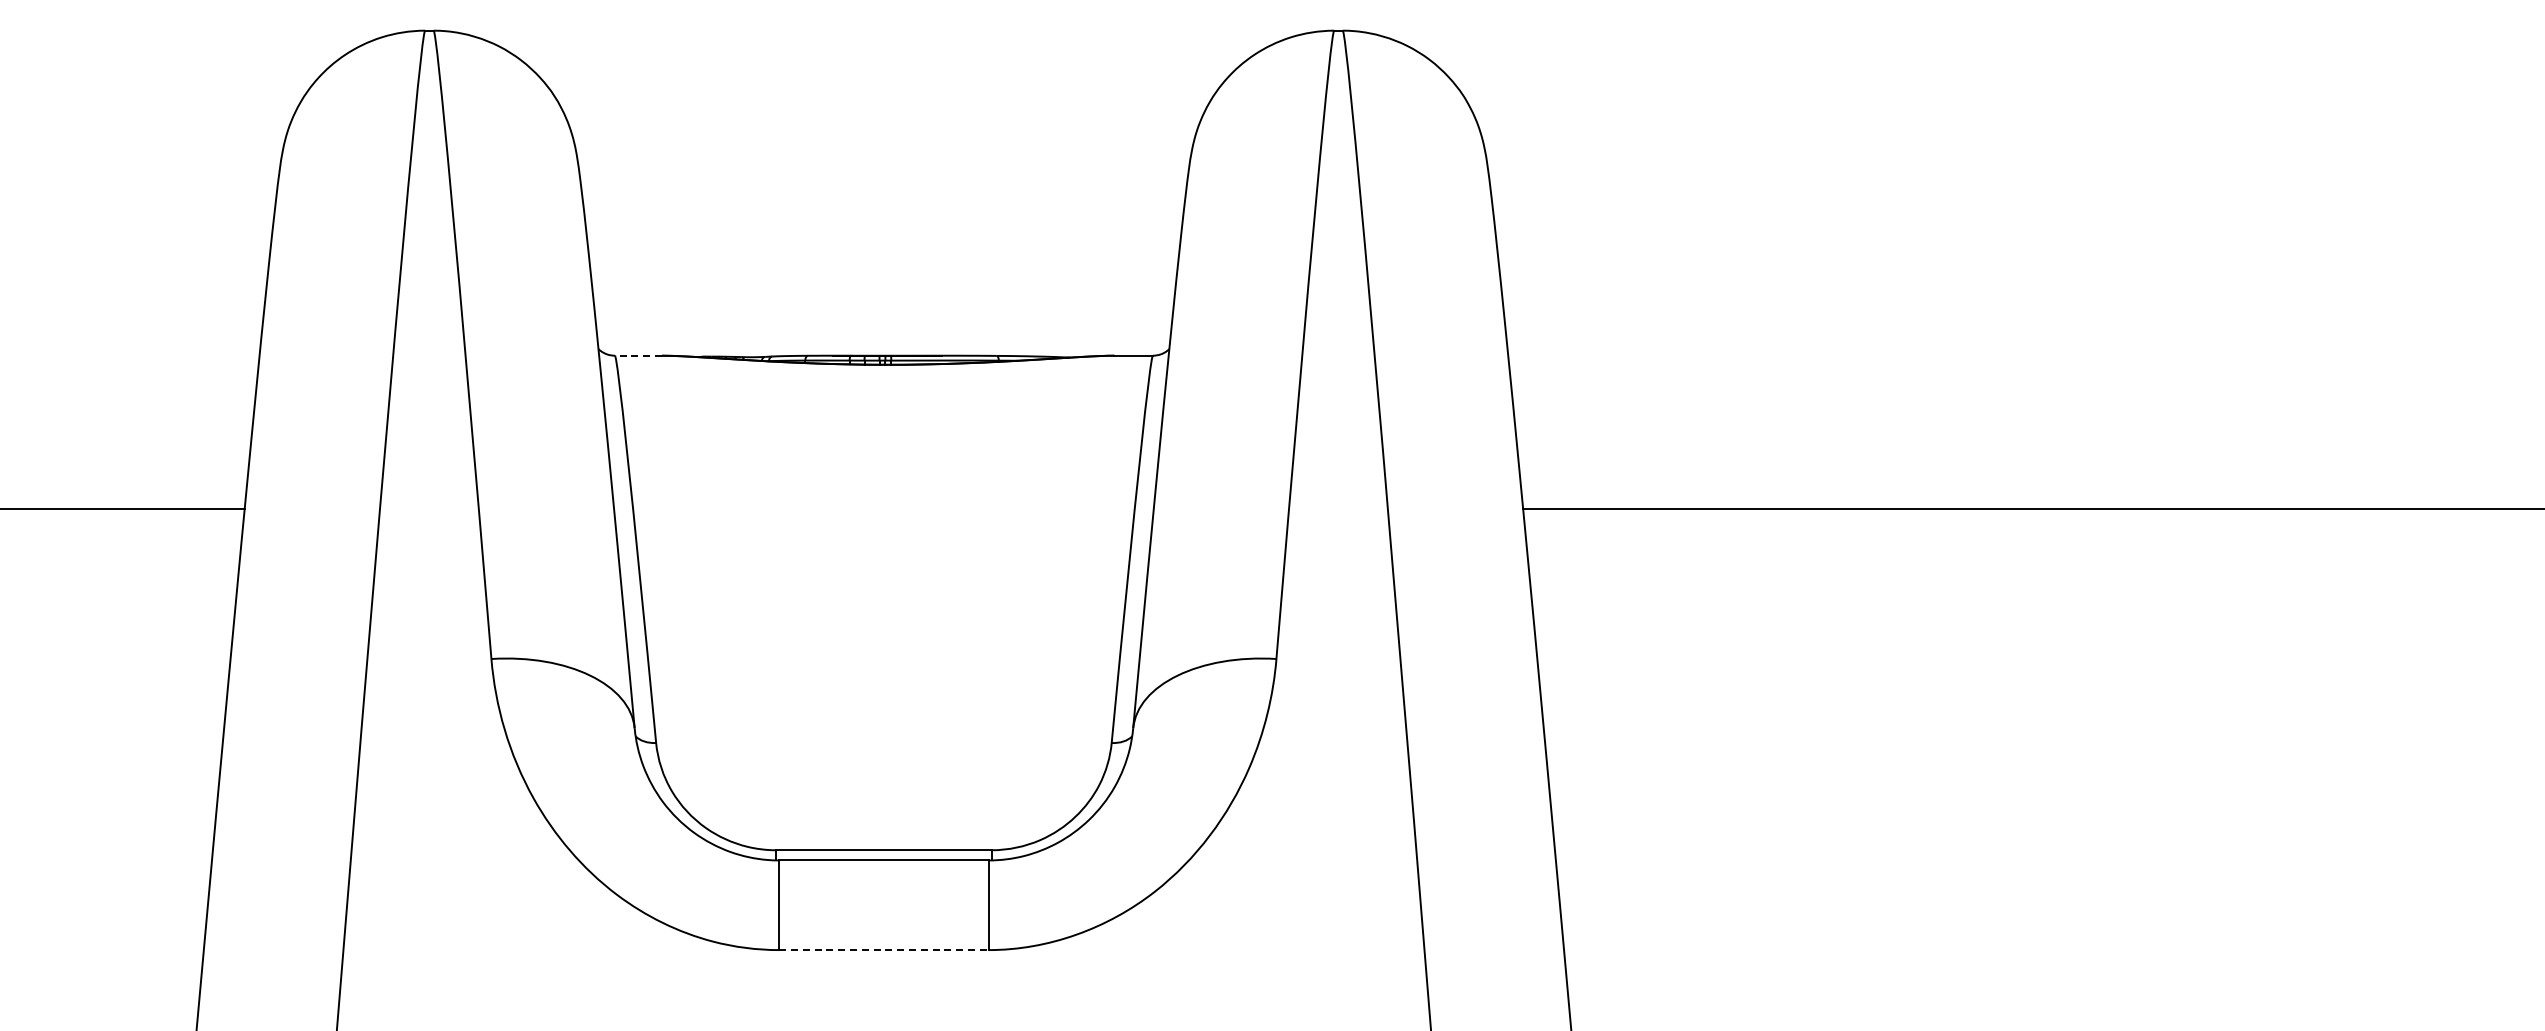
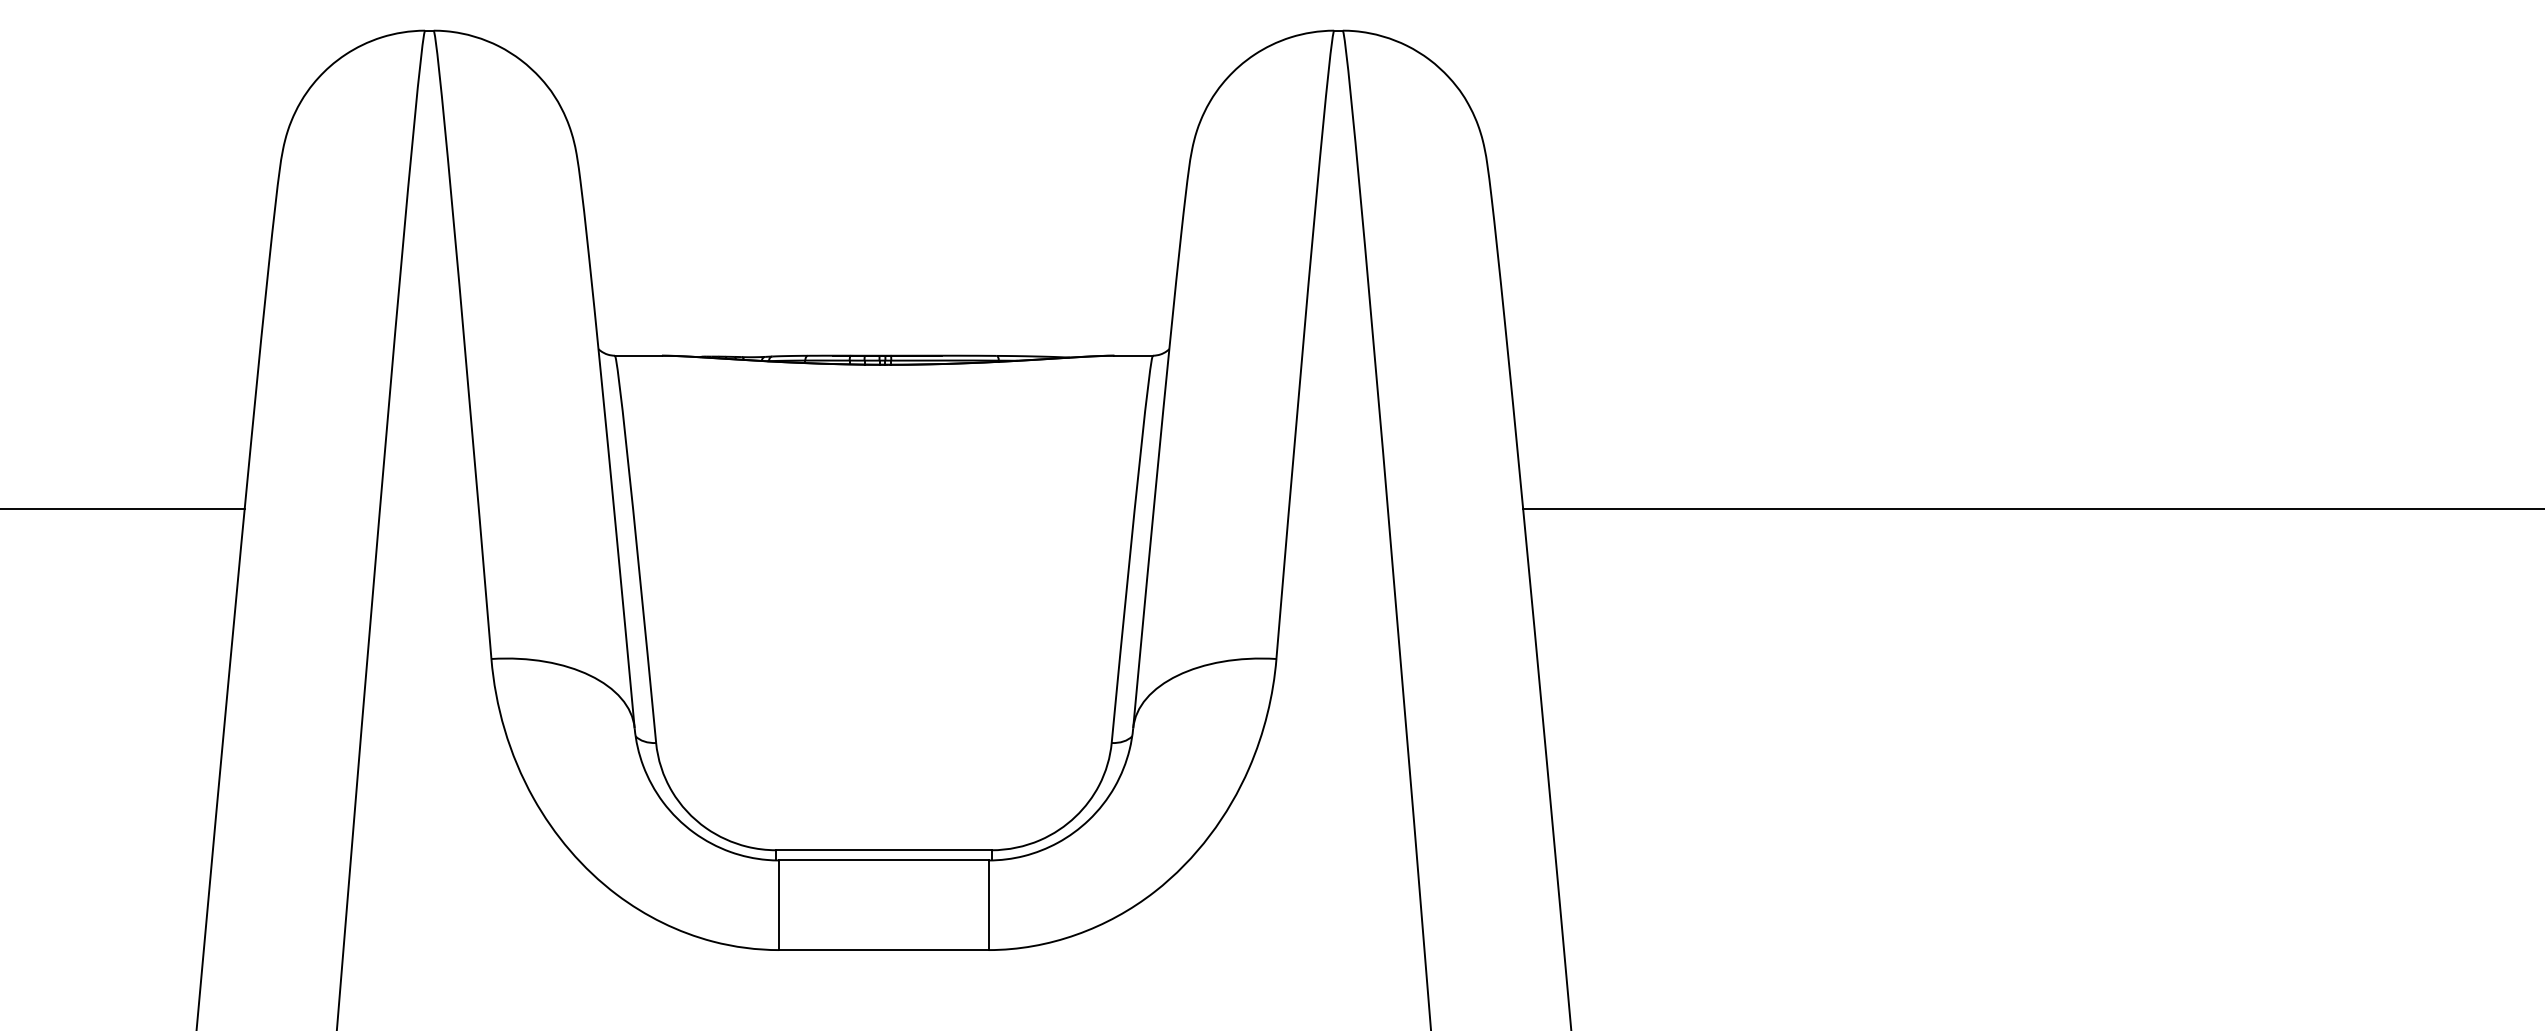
line: dashed -> solid (637, 355)
line: dashed -> solid (883, 950)
